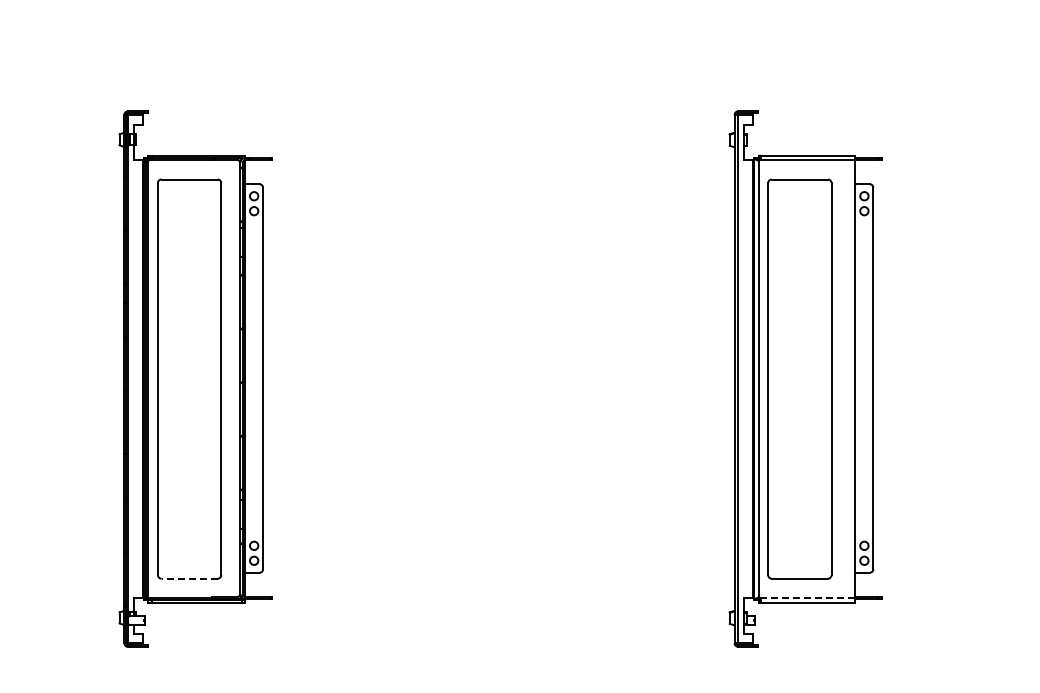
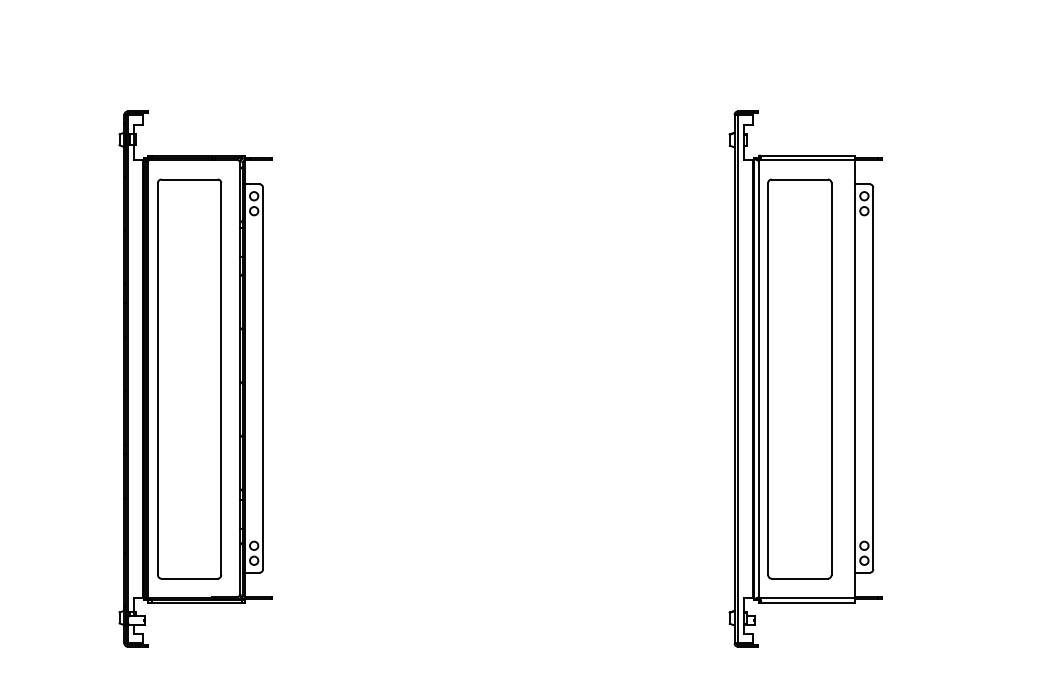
line: dashed -> solid (189, 578)
line: dashed -> solid (806, 597)
